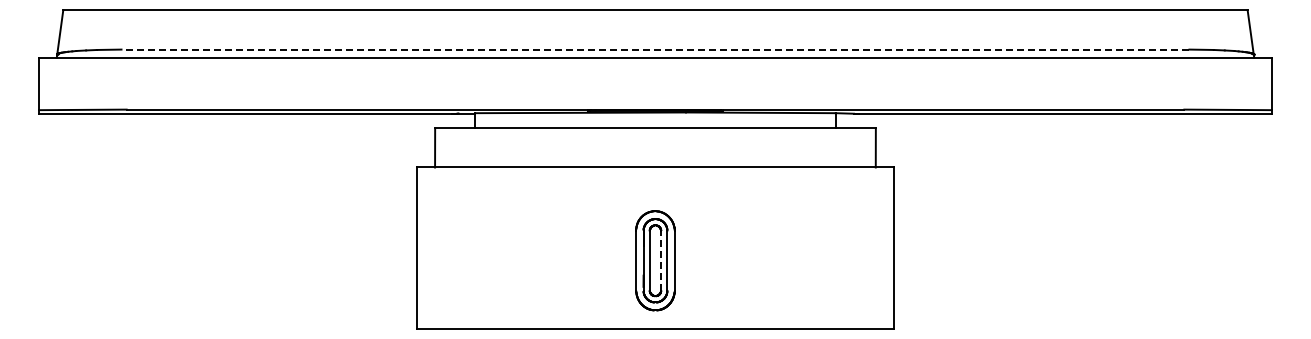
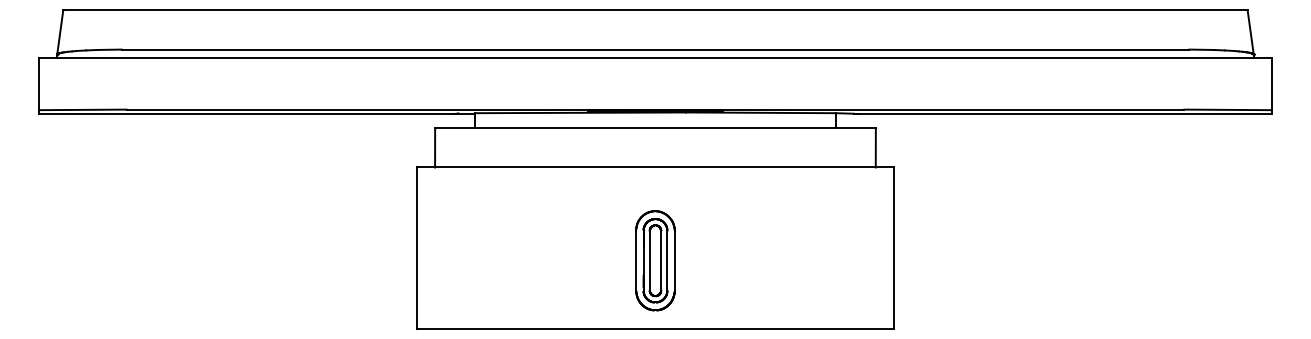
line: dashed -> solid (655, 49)
line: dashed -> solid (661, 260)
